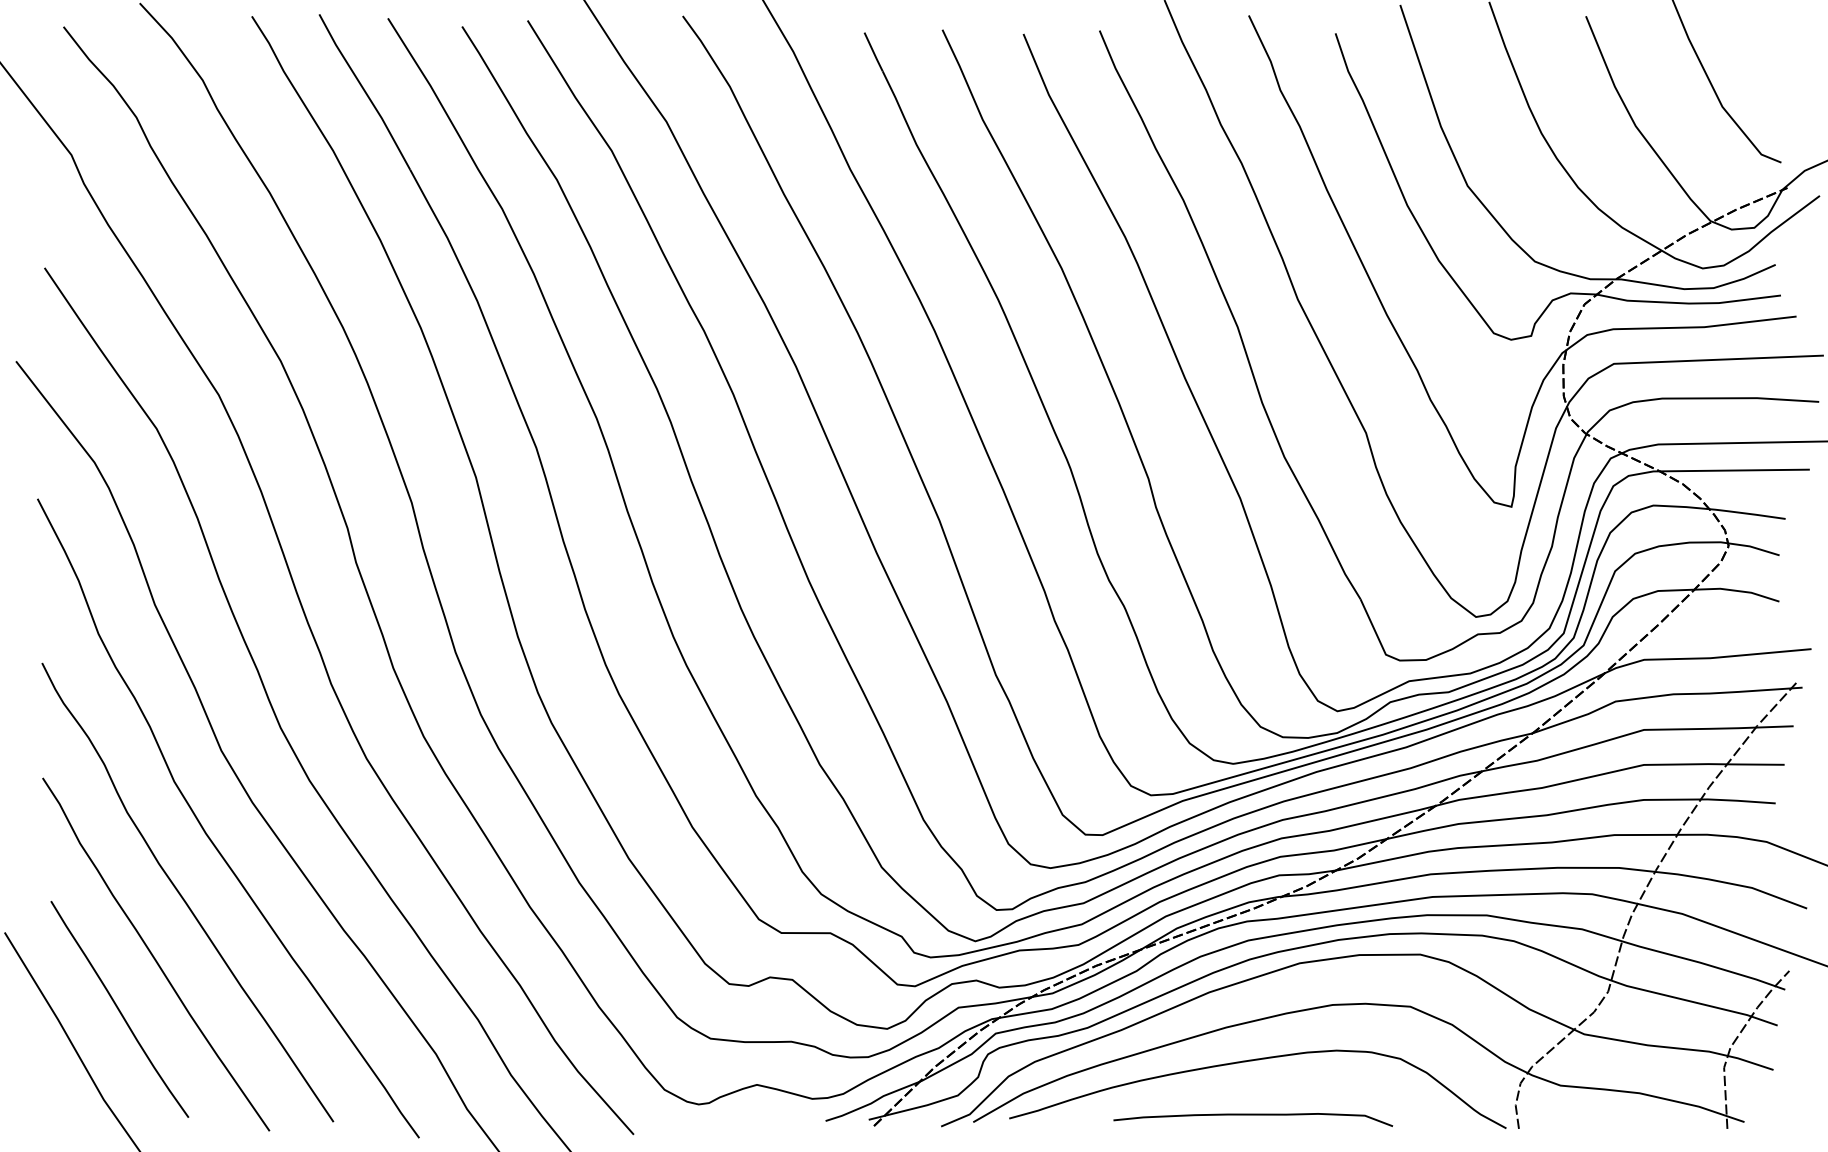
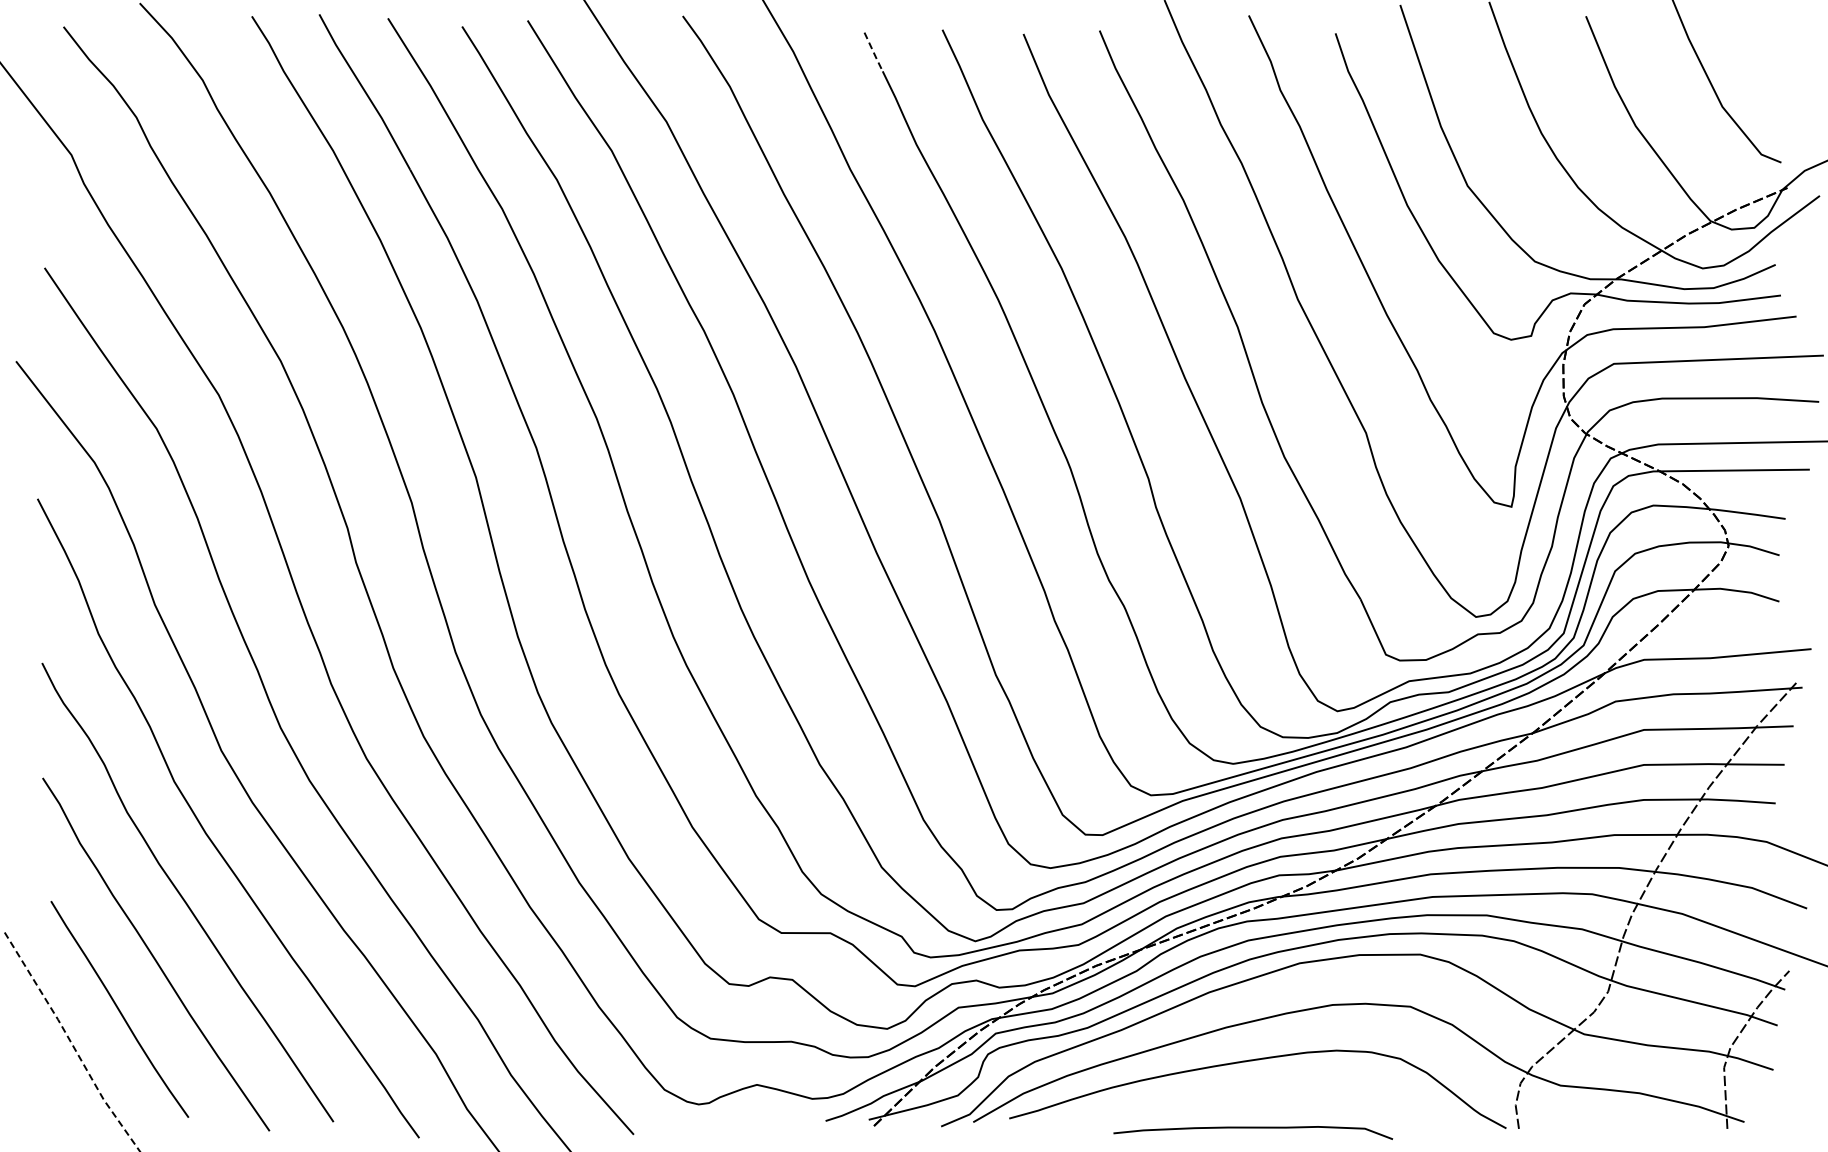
line: solid -> dashed (873, 53)
line: solid -> dashed (71, 1042)
curve position: (1253, 1115) -> (1253, 1128) (1253, 1128)
